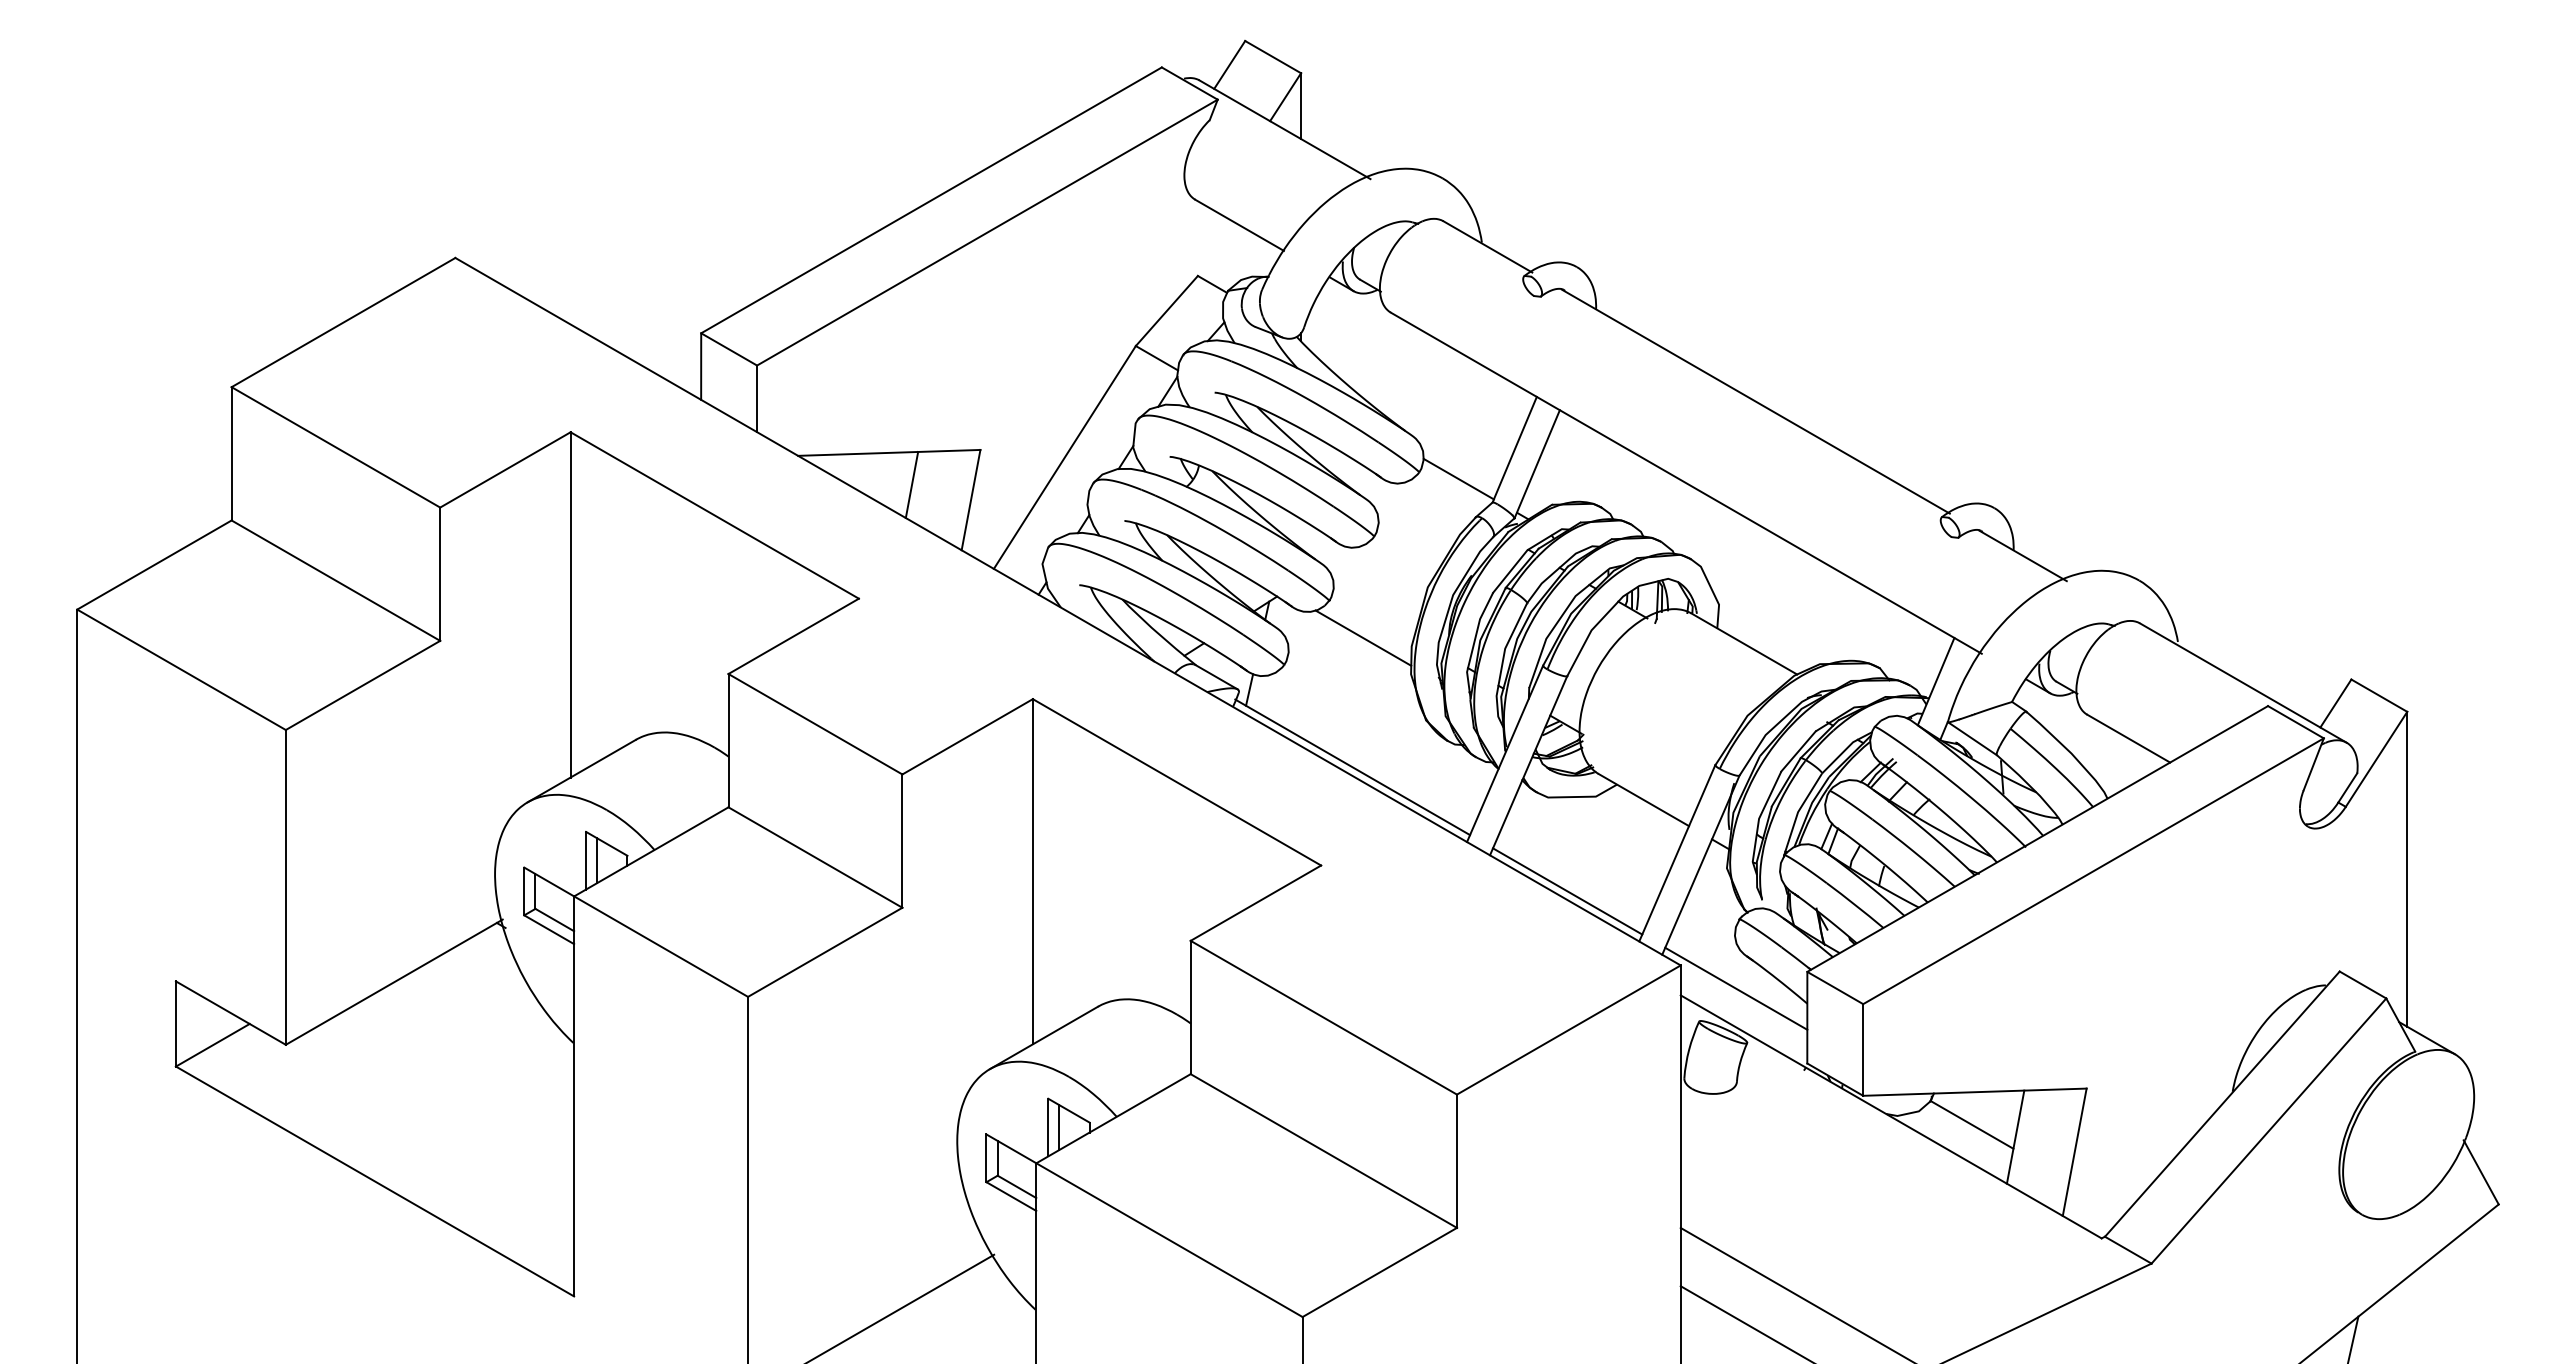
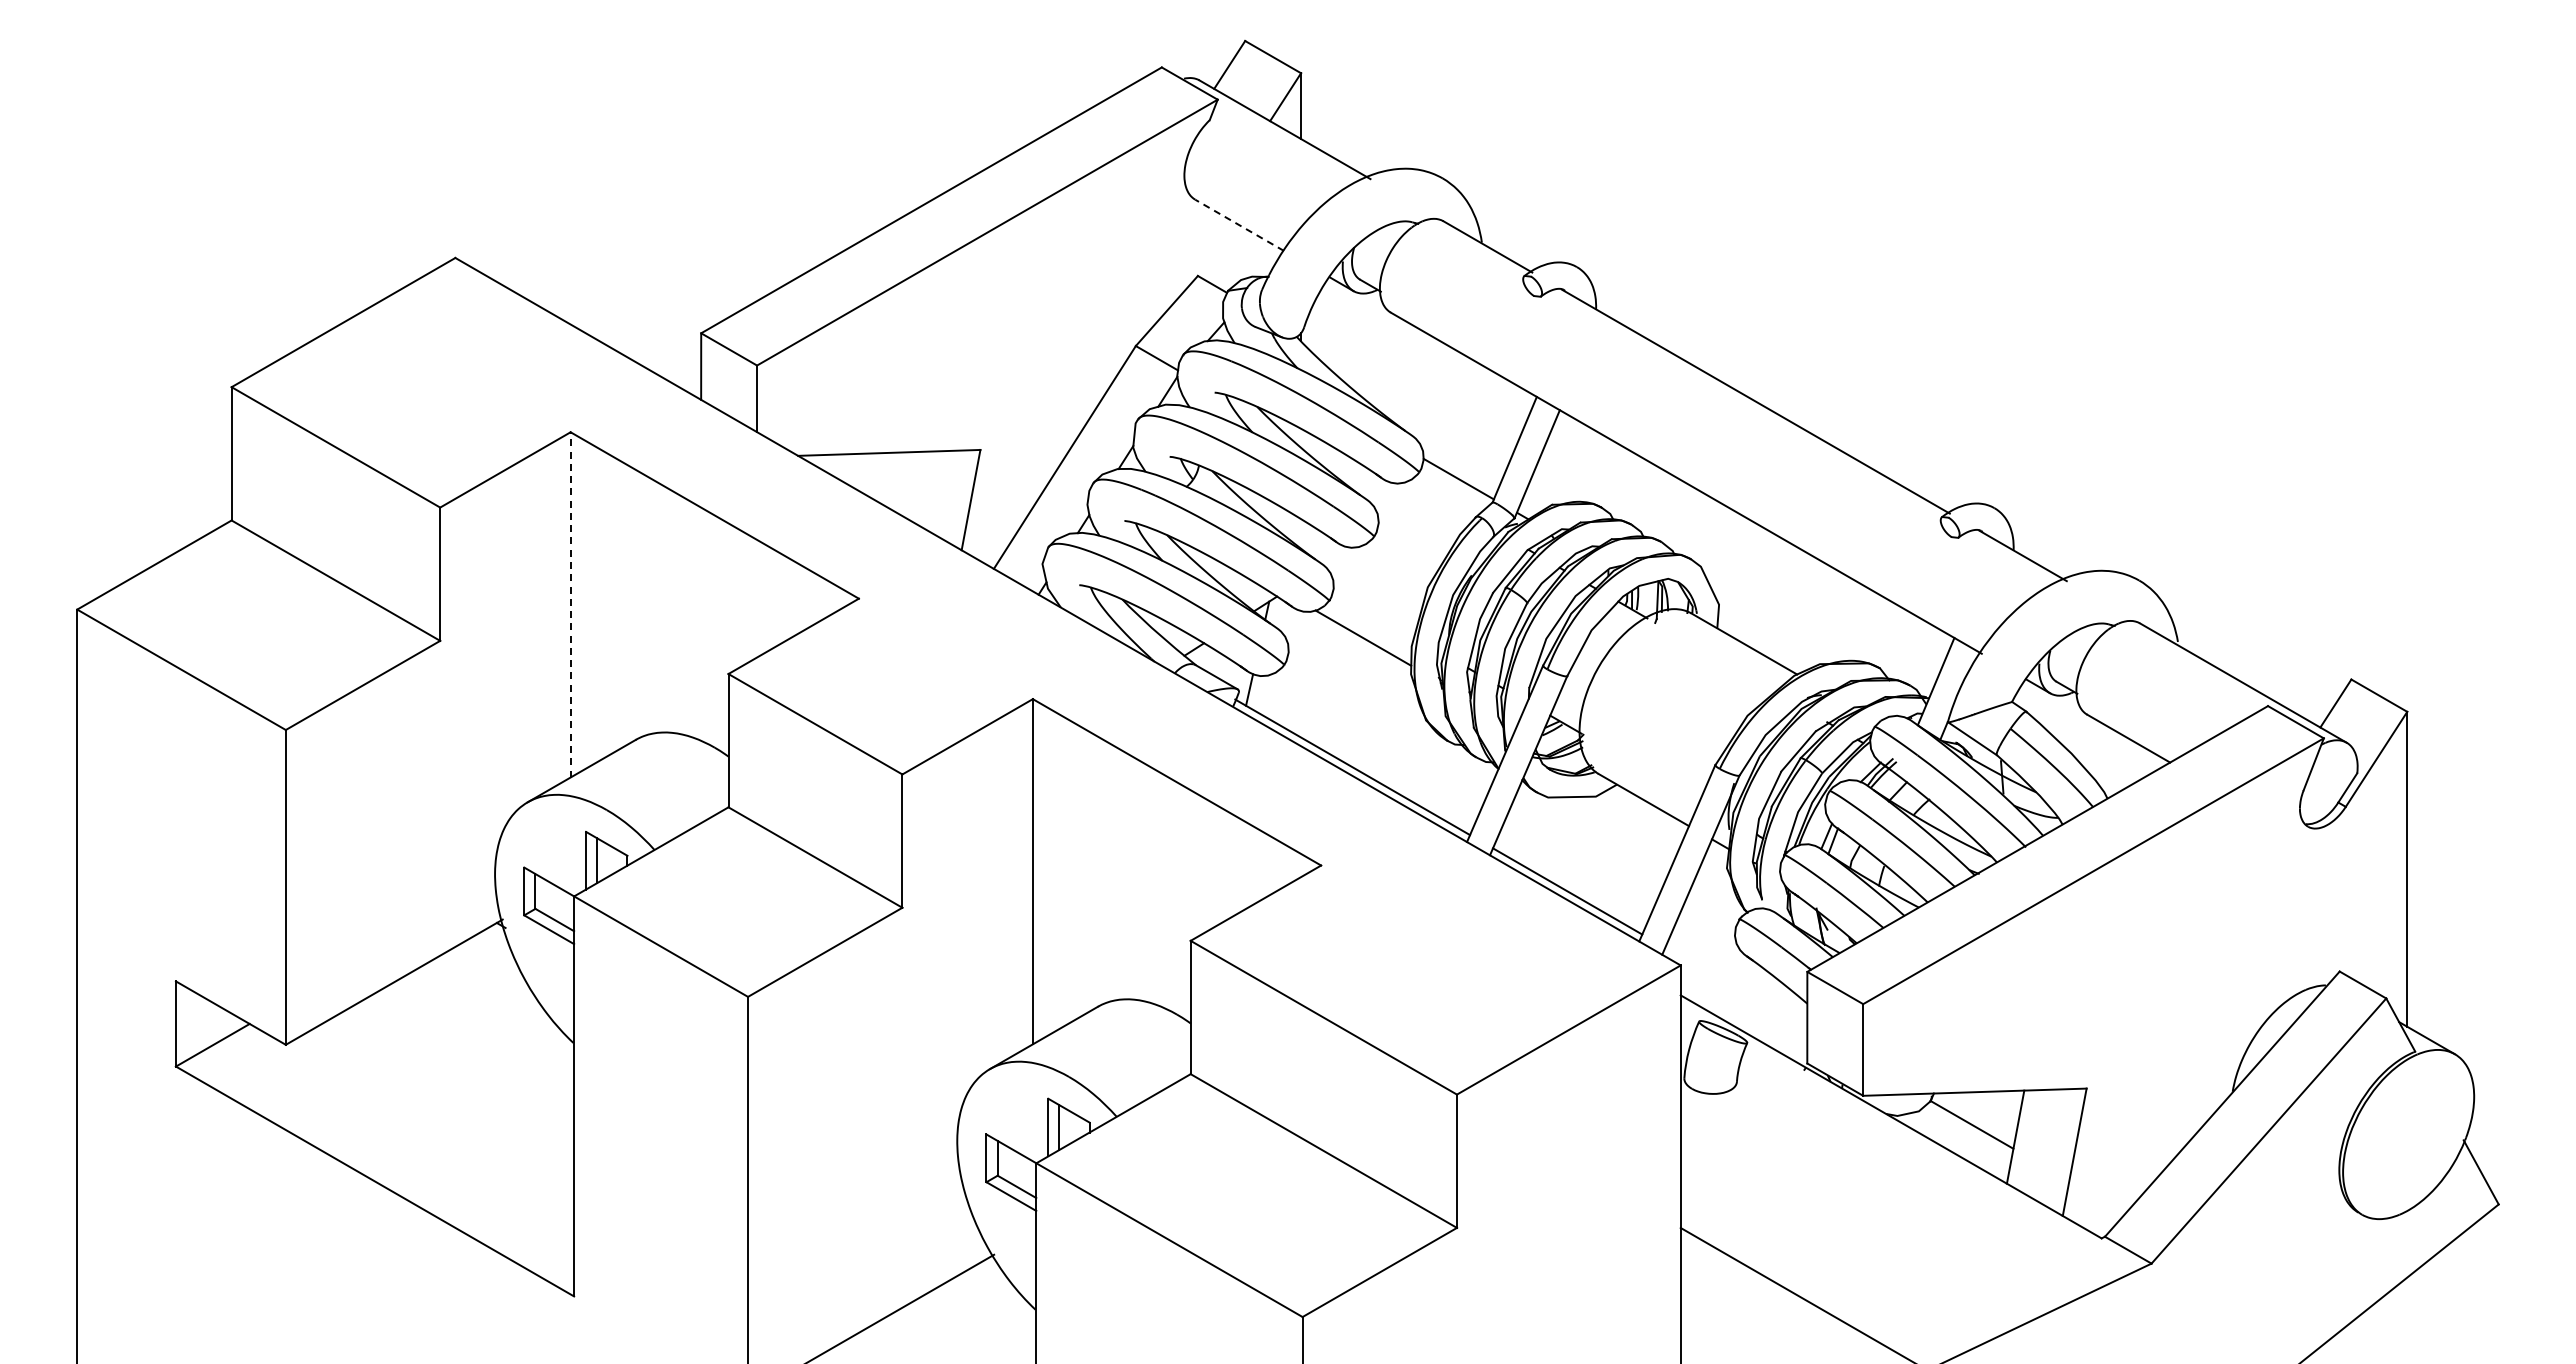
line: solid -> dashed (1239, 225)
line: present -> none (911, 484)
line: solid -> dashed (570, 604)
line: present -> none (1736, 988)
line: present -> none (1744, 1323)
line: present -> none (2353, 1338)
